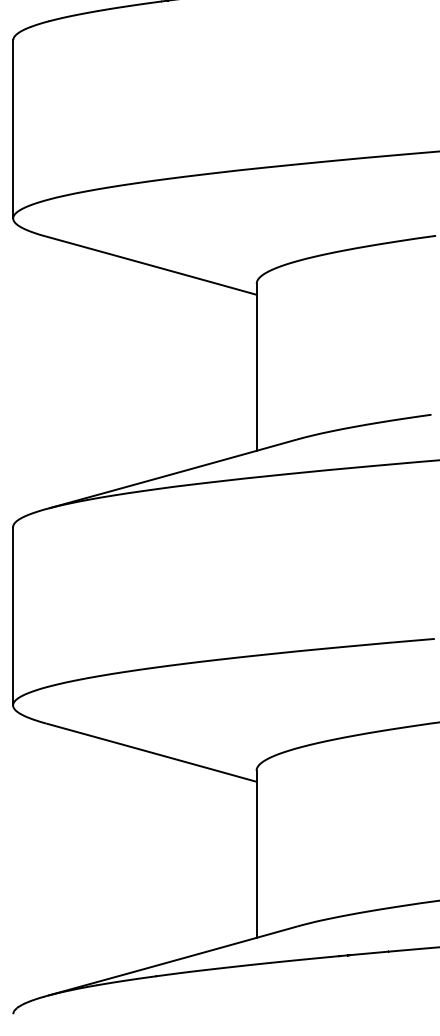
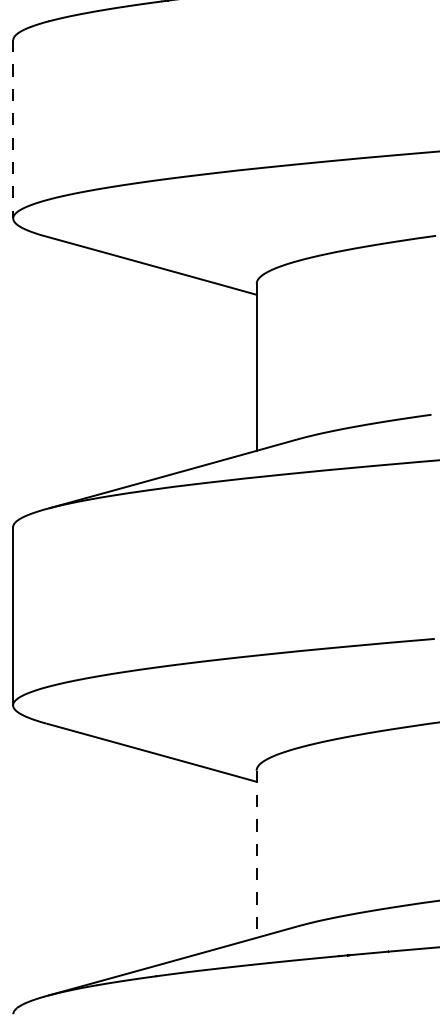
line: solid -> dashed (13, 129)
line: solid -> dashed (256, 854)
